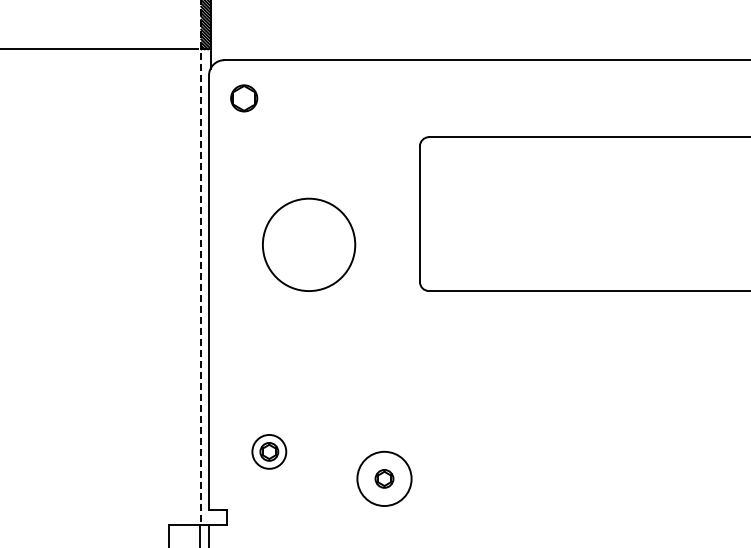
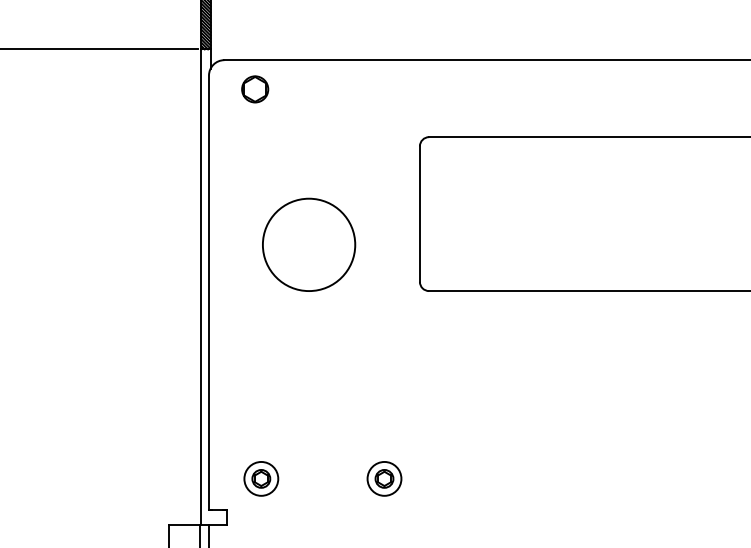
part position: (244, 98) -> (255, 89) (255, 89)
line: dashed -> solid (201, 263)
part position: (269, 451) -> (261, 478) (261, 478)
circle diameter: 54 px -> 34 px (384, 478)
